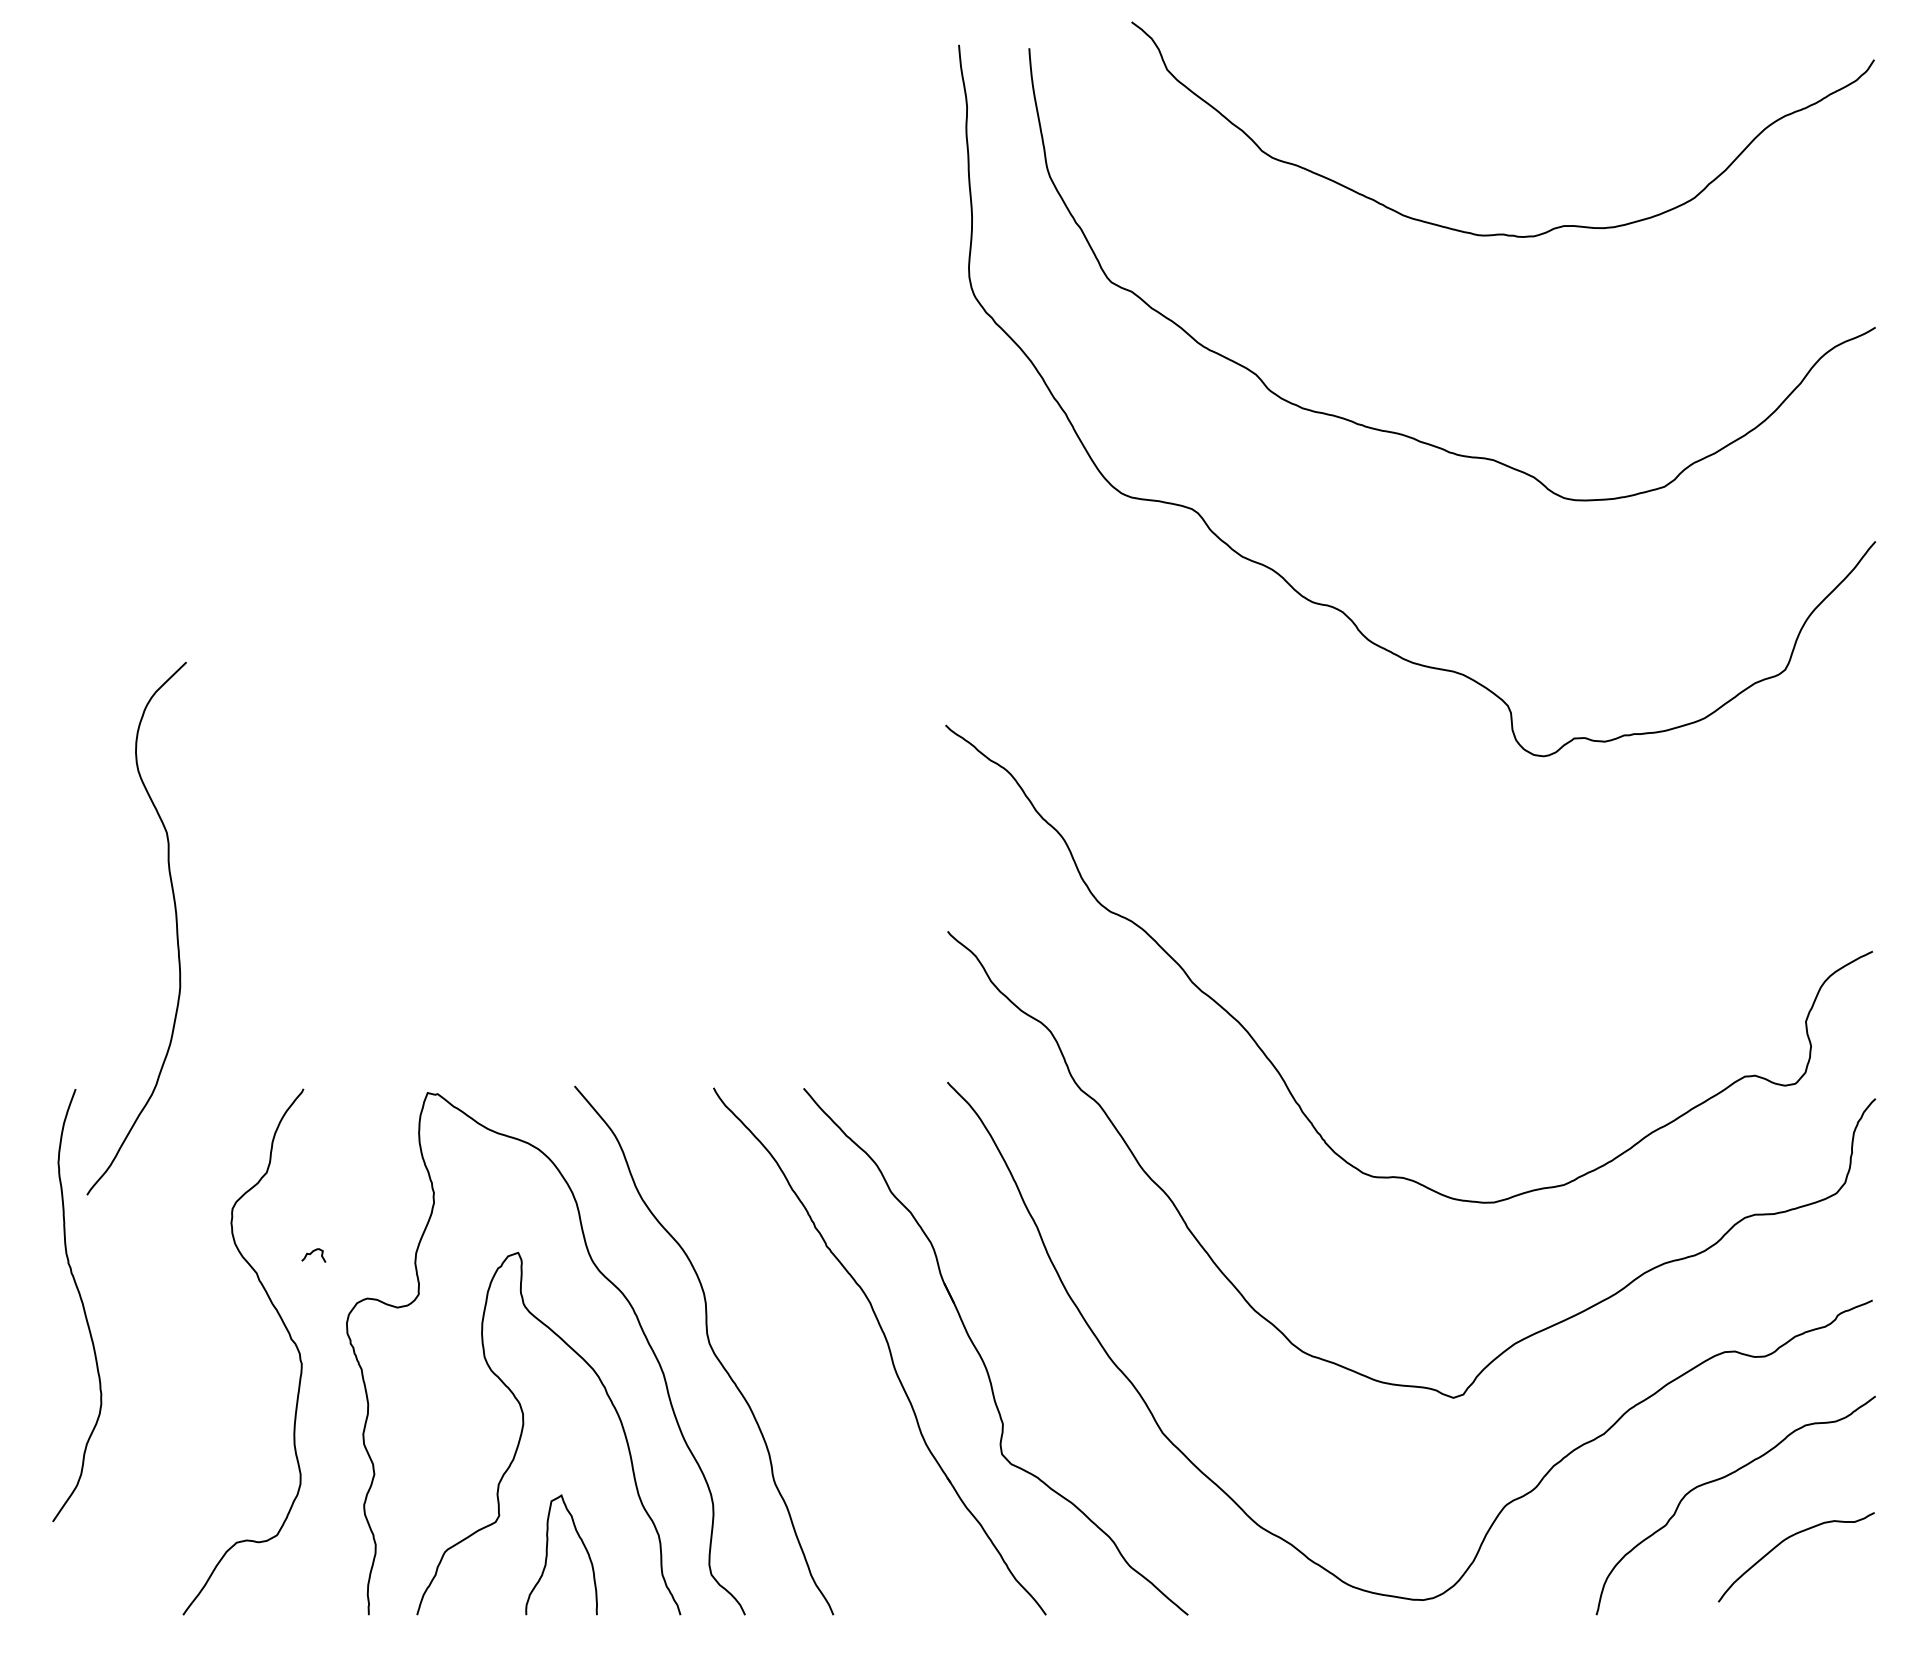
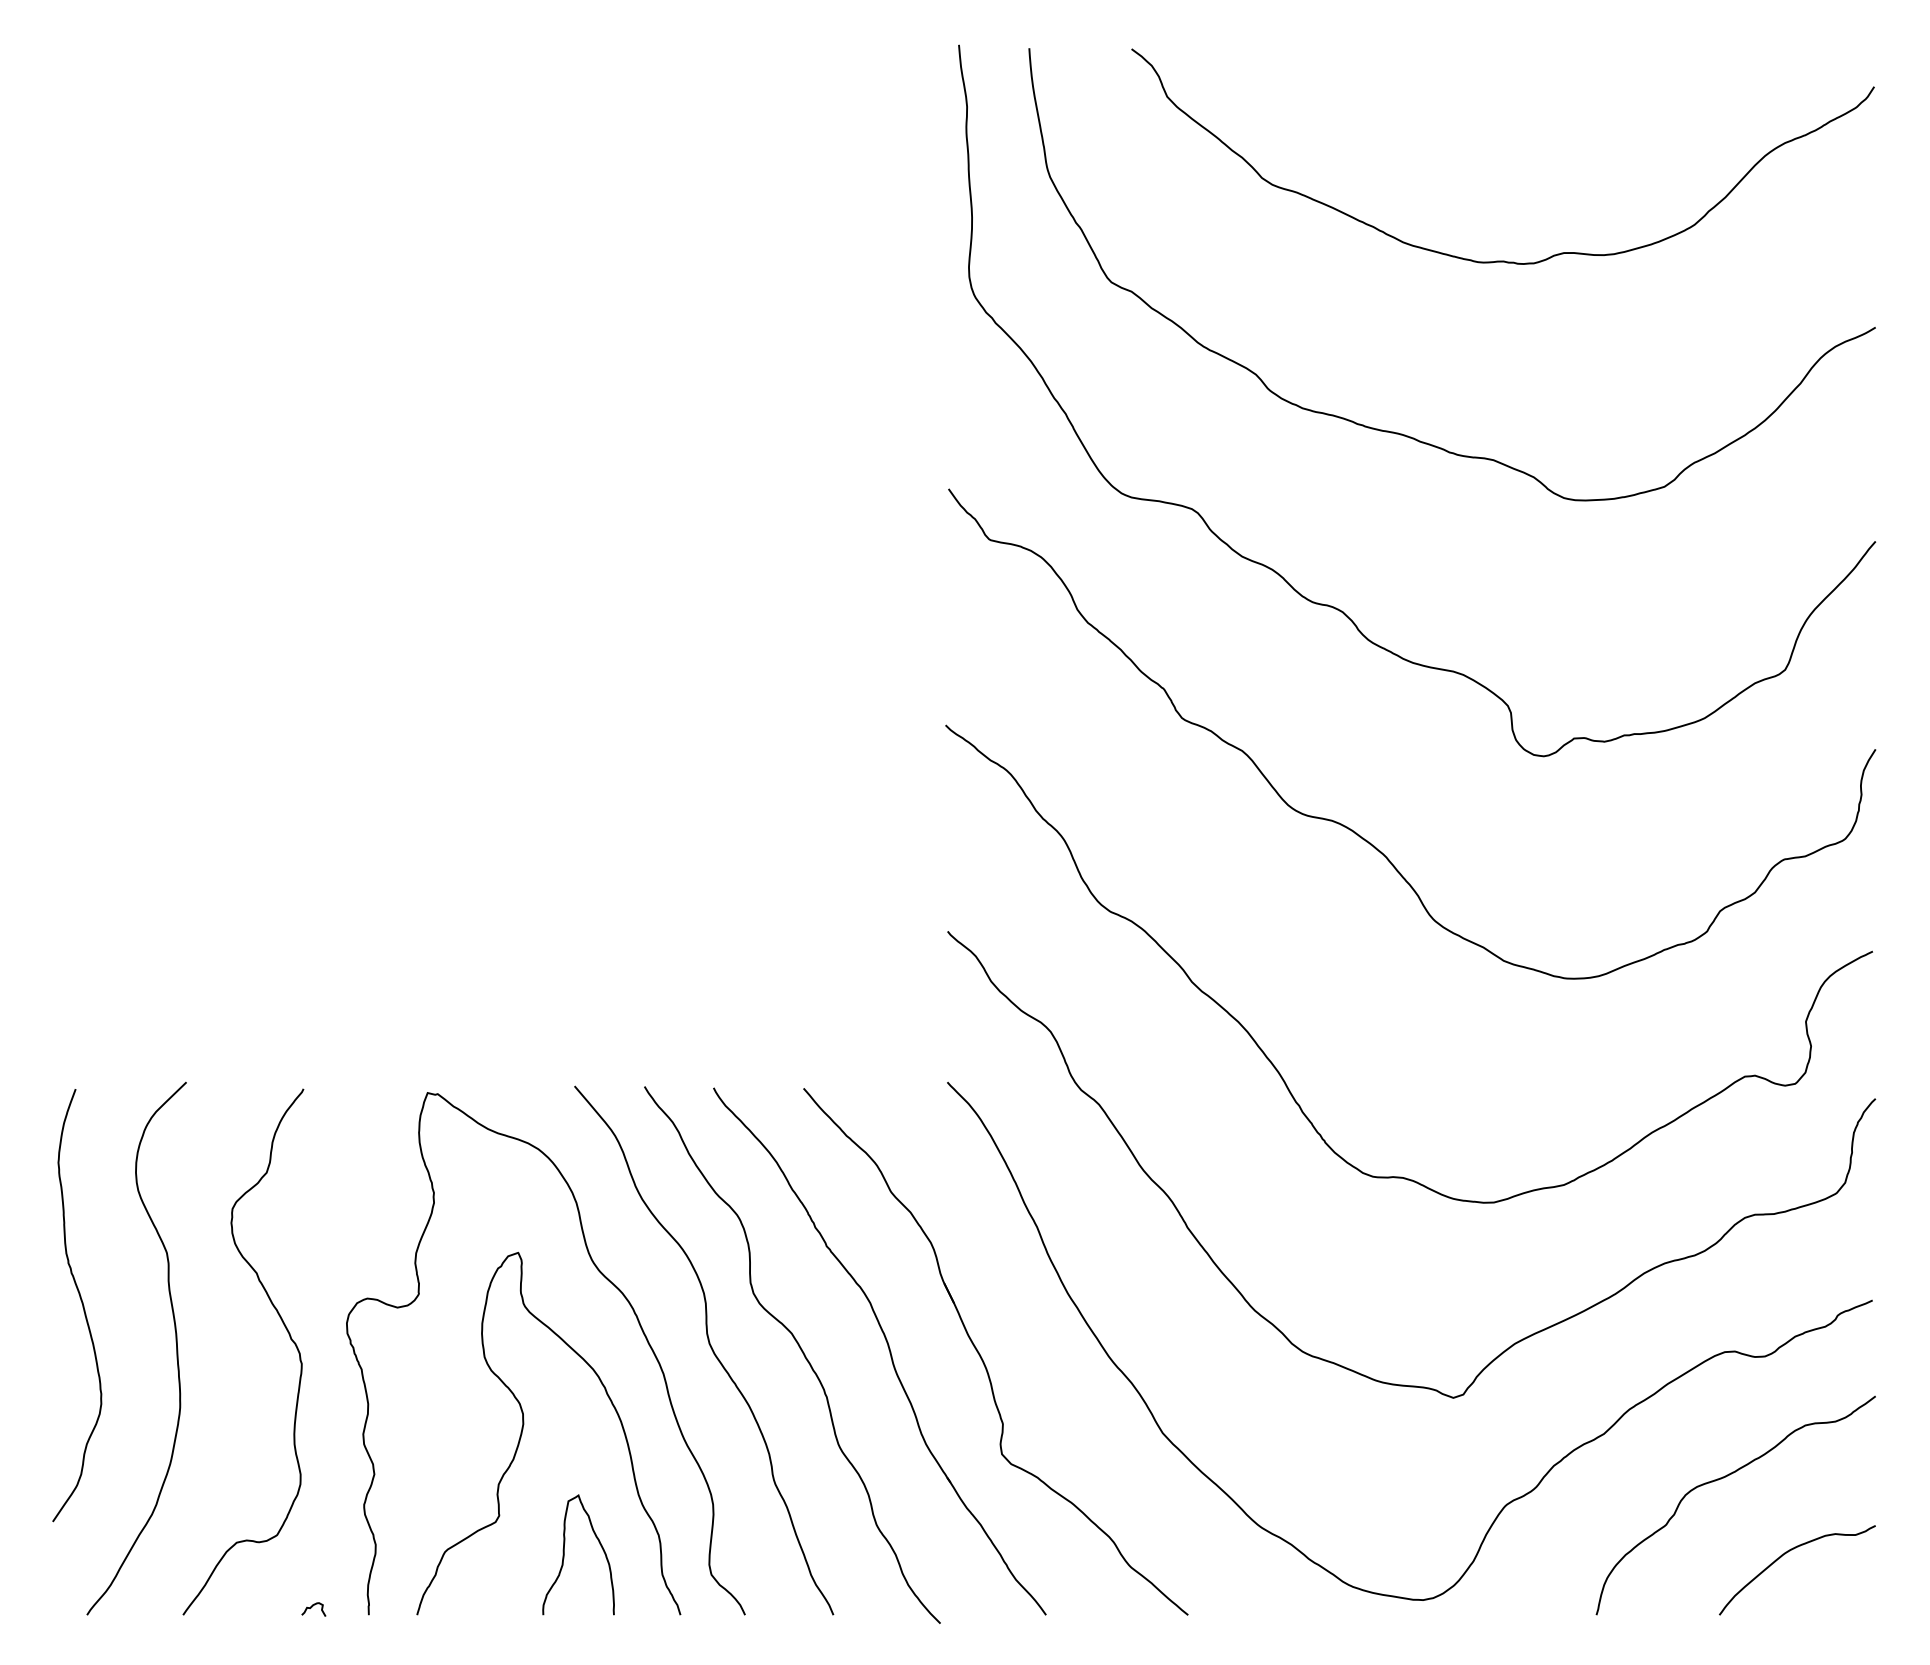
curve position: (1502, 233) -> (1502, 260) (1502, 260)
curve: none -> present (1352, 829)
curve position: (175, 922) -> (175, 1342) (175, 1342)
curve position: (312, 1253) -> (312, 1607) (312, 1607)
curve: none -> present (800, 1350)
curve position: (1784, 1541) -> (1785, 1554) (1785, 1554)
curve position: (547, 1554) -> (564, 1554) (564, 1554)
